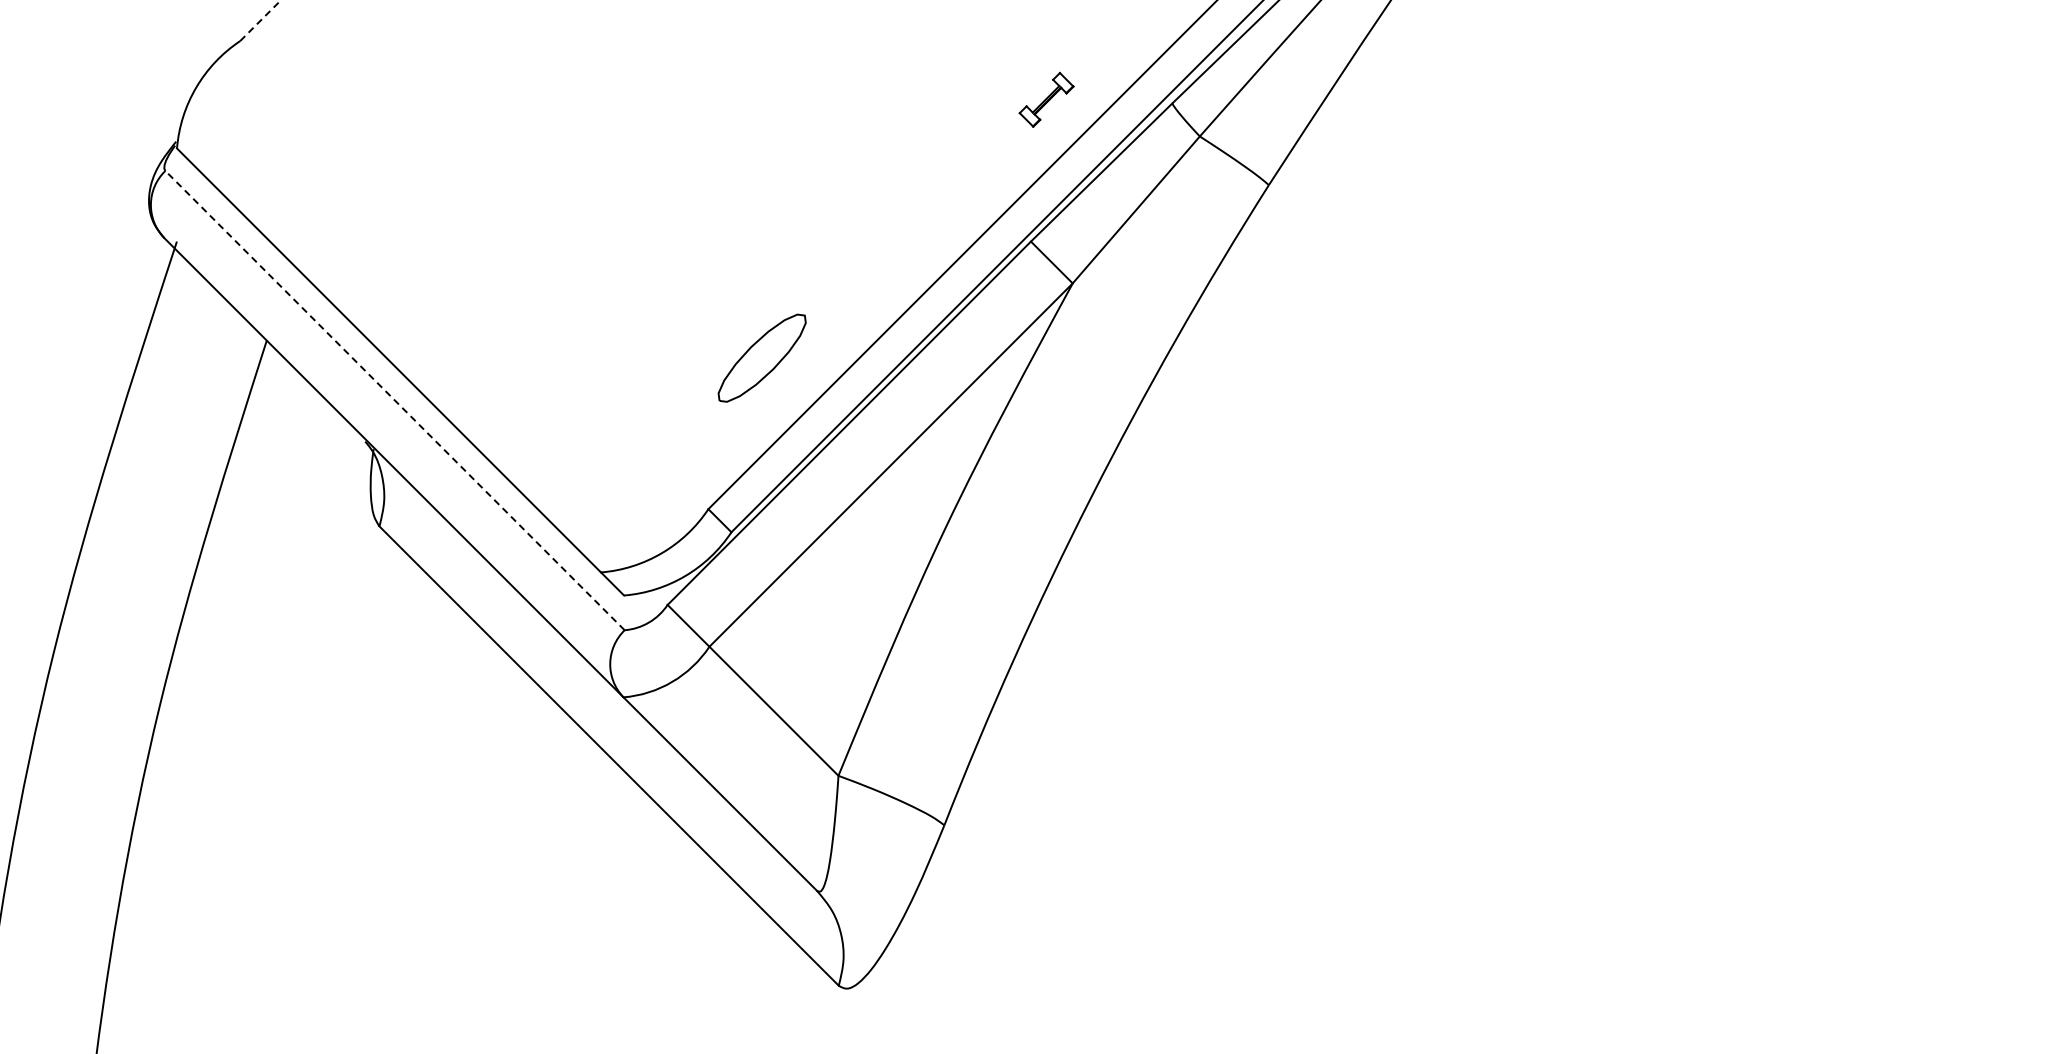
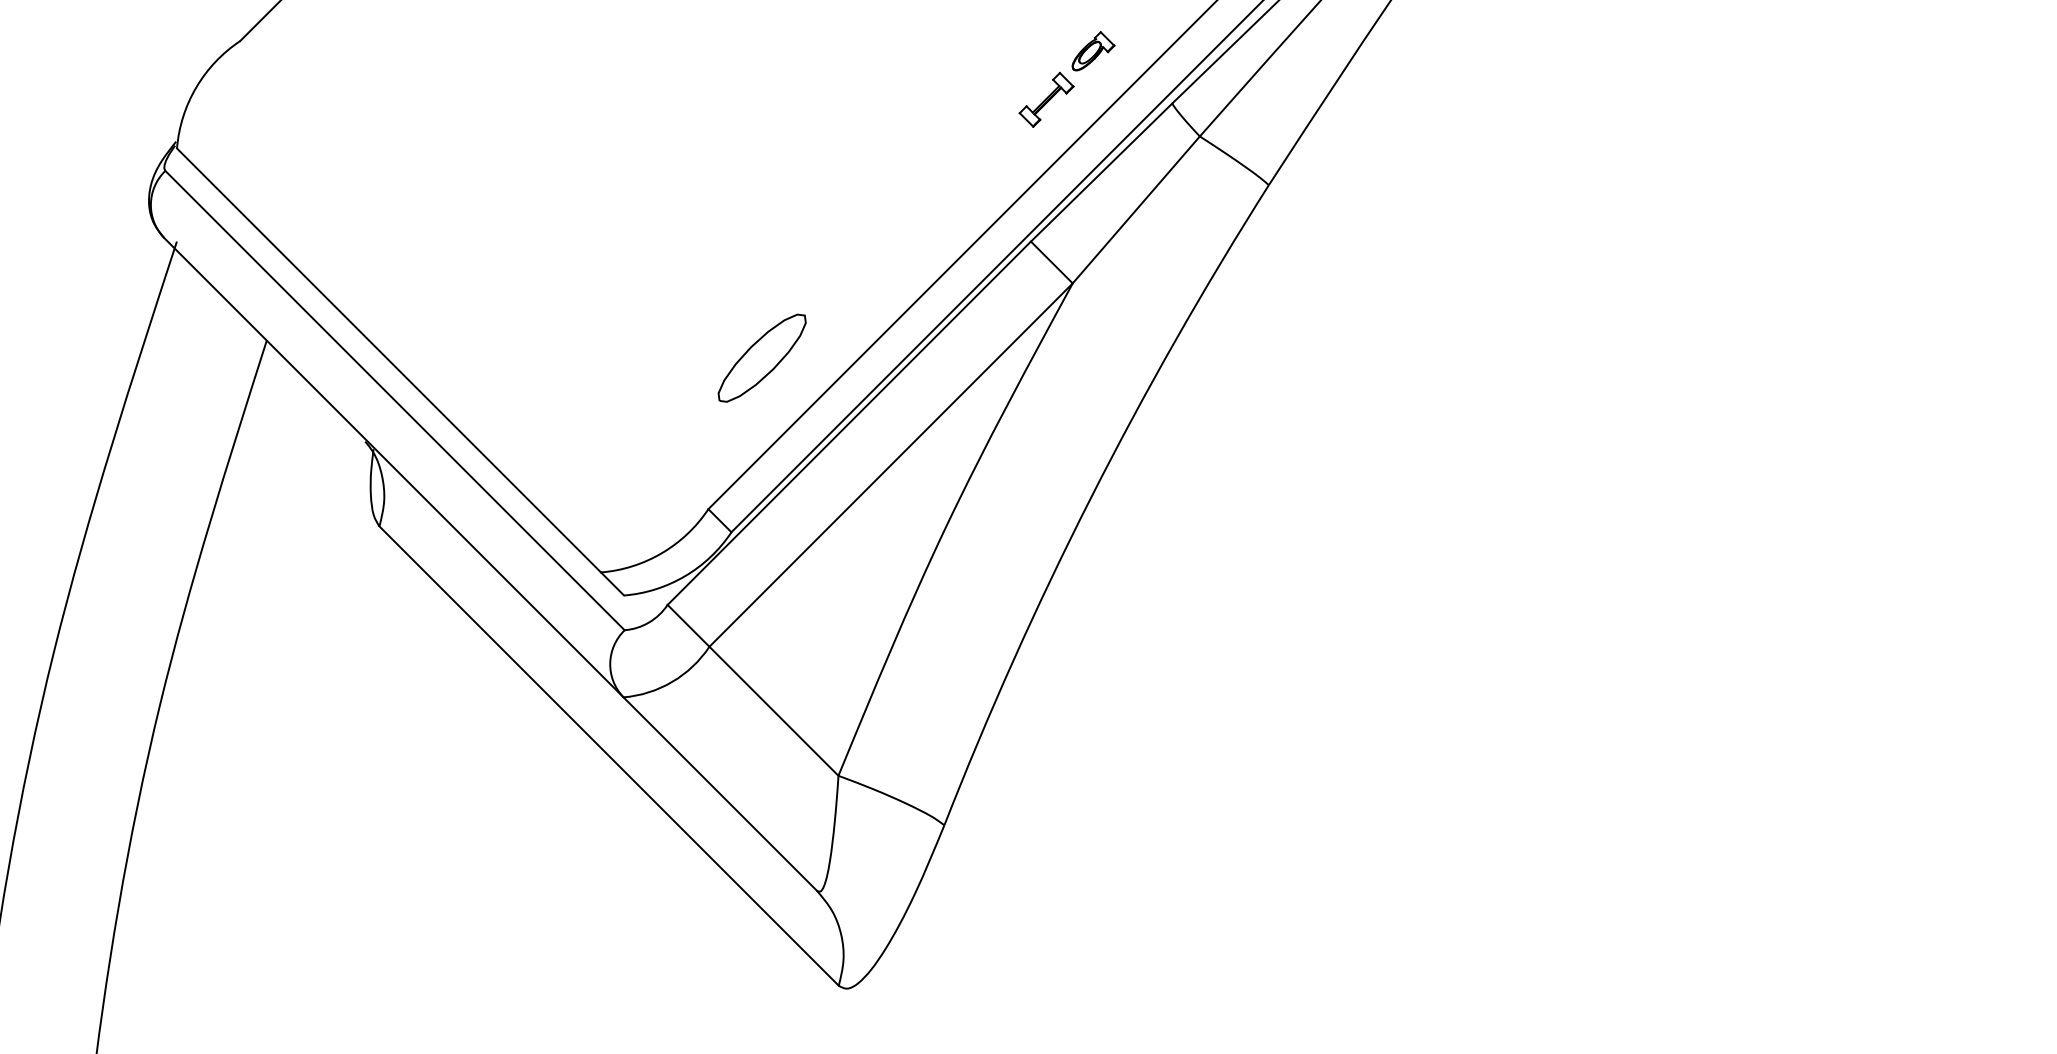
line: dashed -> solid (260, 20)
part: none -> present (1093, 51)
line: dashed -> solid (395, 400)
